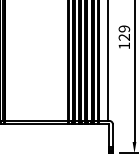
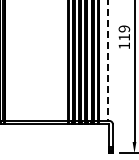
text: 129 -> 119 (123, 37)
line: solid -> dashed (108, 60)
